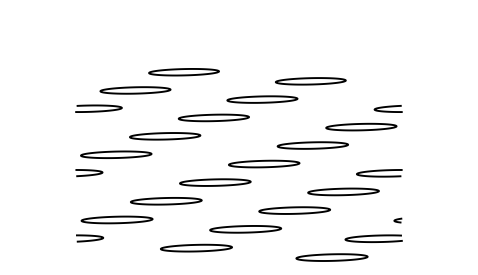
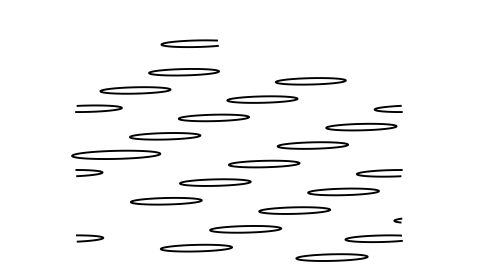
curve: none -> present (189, 41)
part size: 73x9 px -> 91x11 px (116, 154)
part: present -> none (116, 219)
